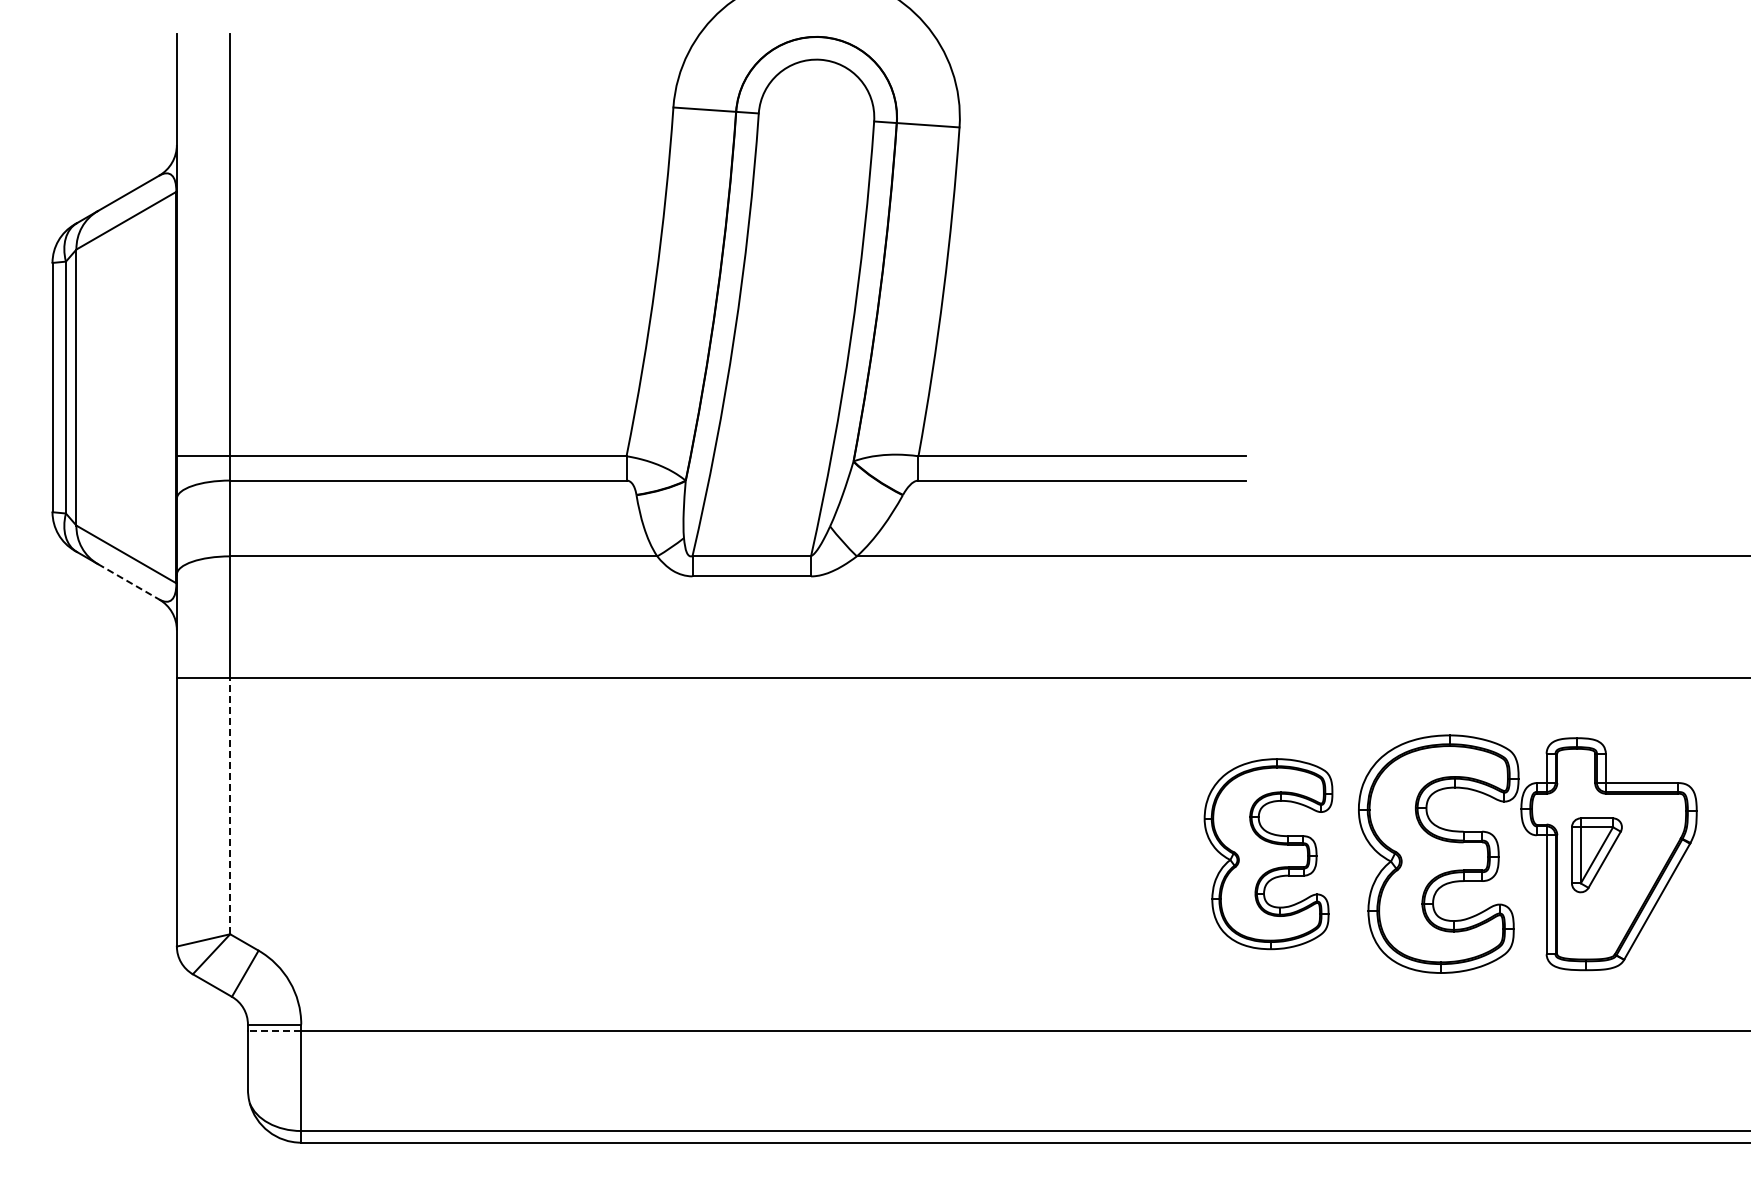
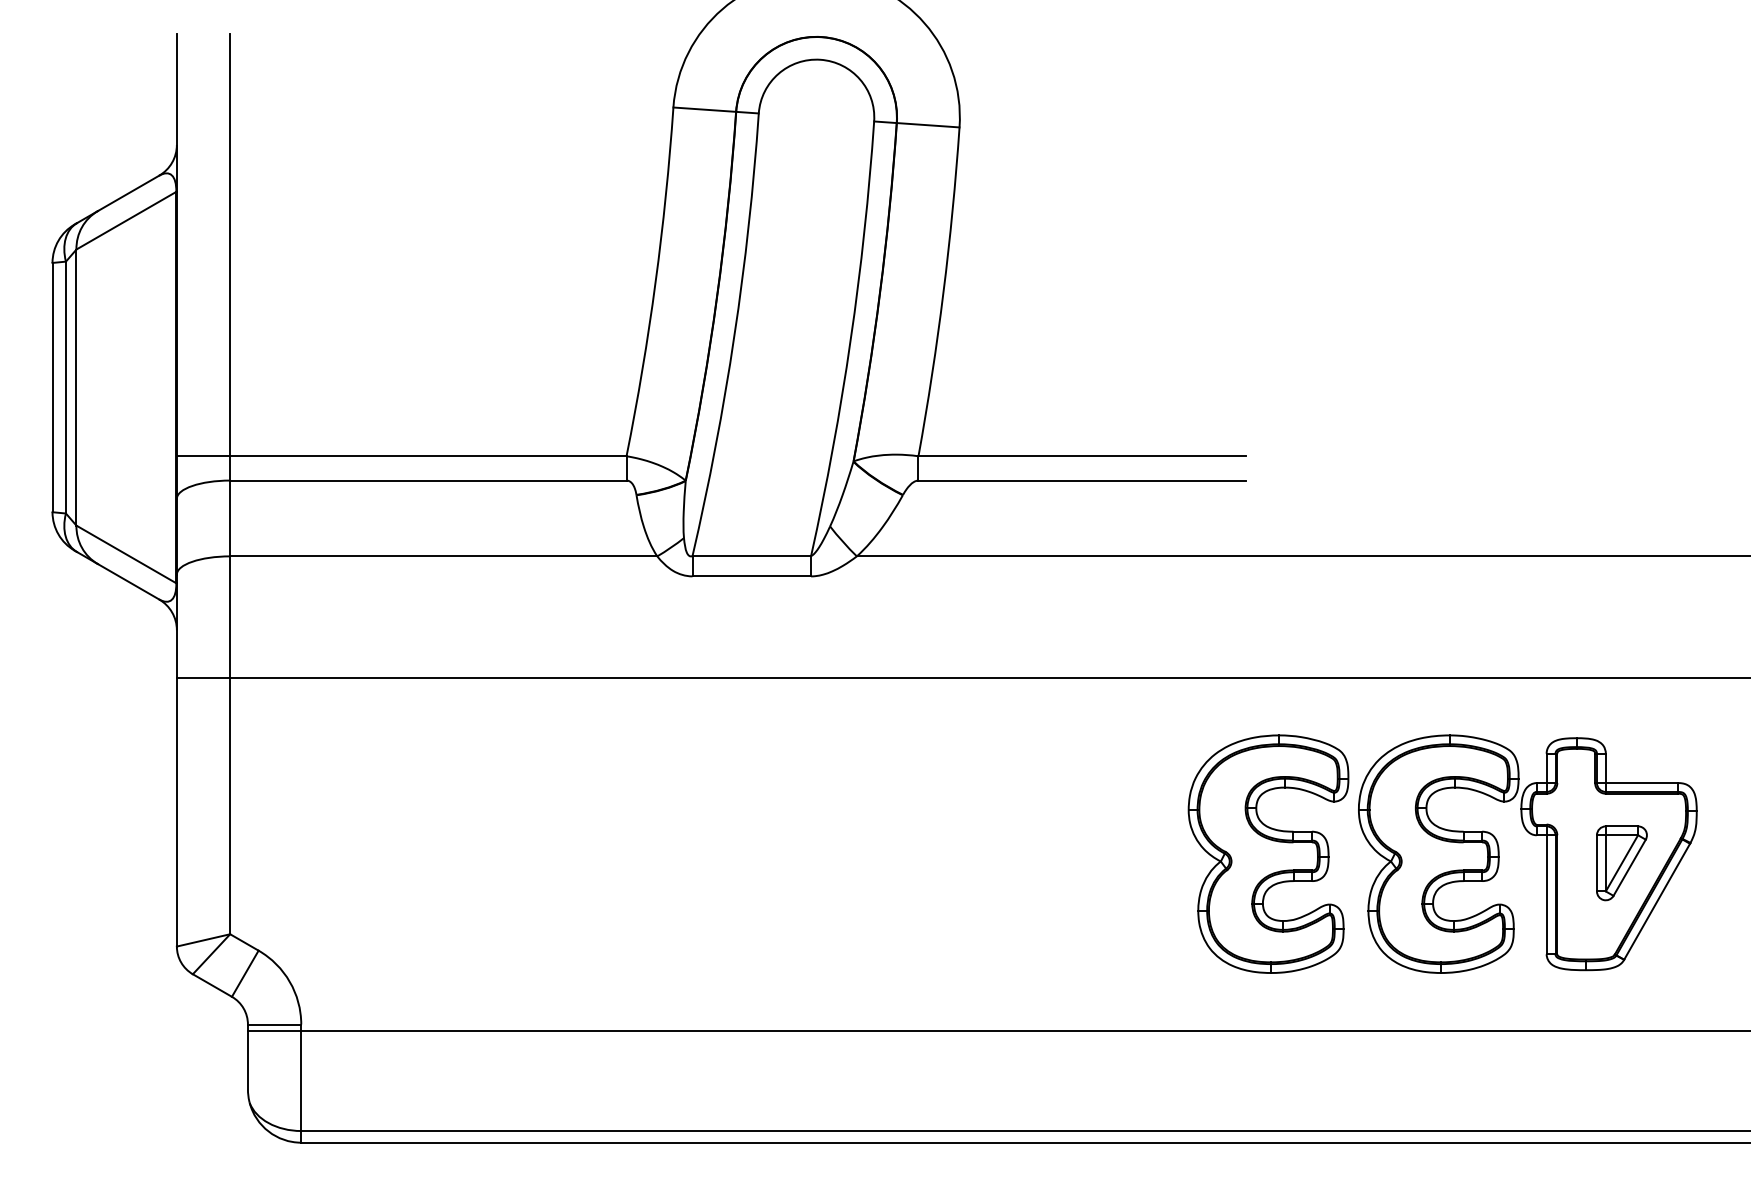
line: dashed -> solid (128, 582)
line: dashed -> solid (230, 805)
part size: 131x193 px -> 163x240 px (1268, 853)
part position: (1596, 855) -> (1621, 863) (1621, 863)
line: dashed -> solid (274, 1030)
